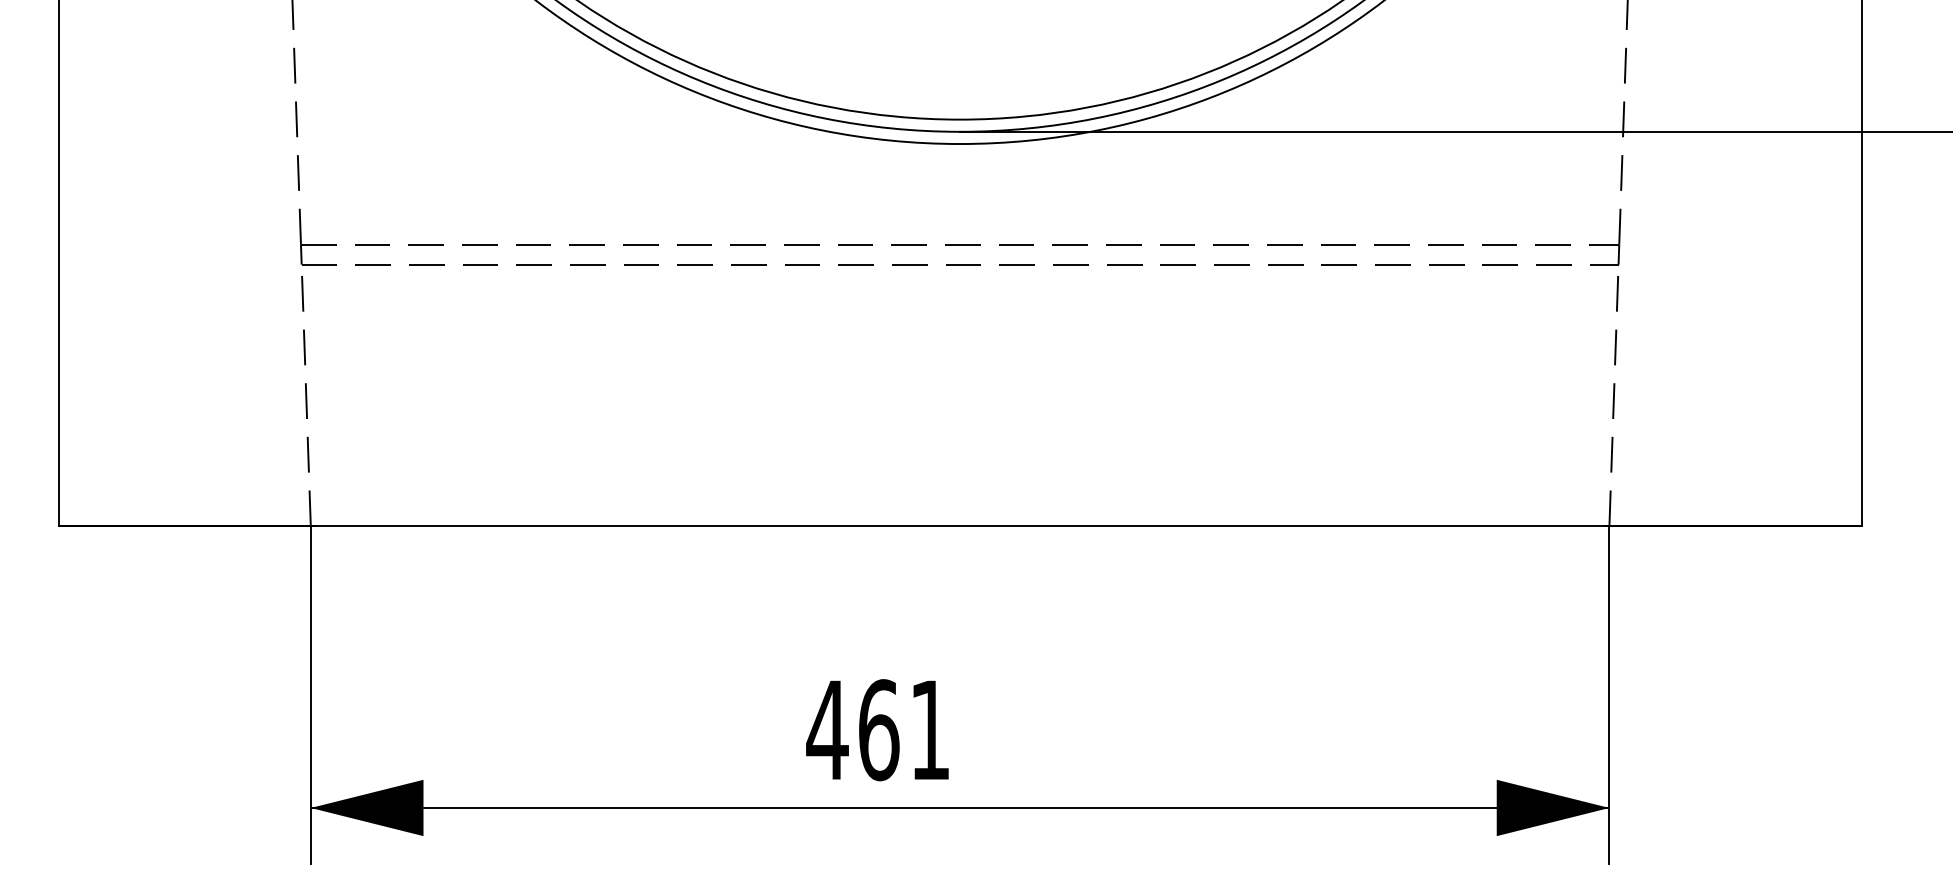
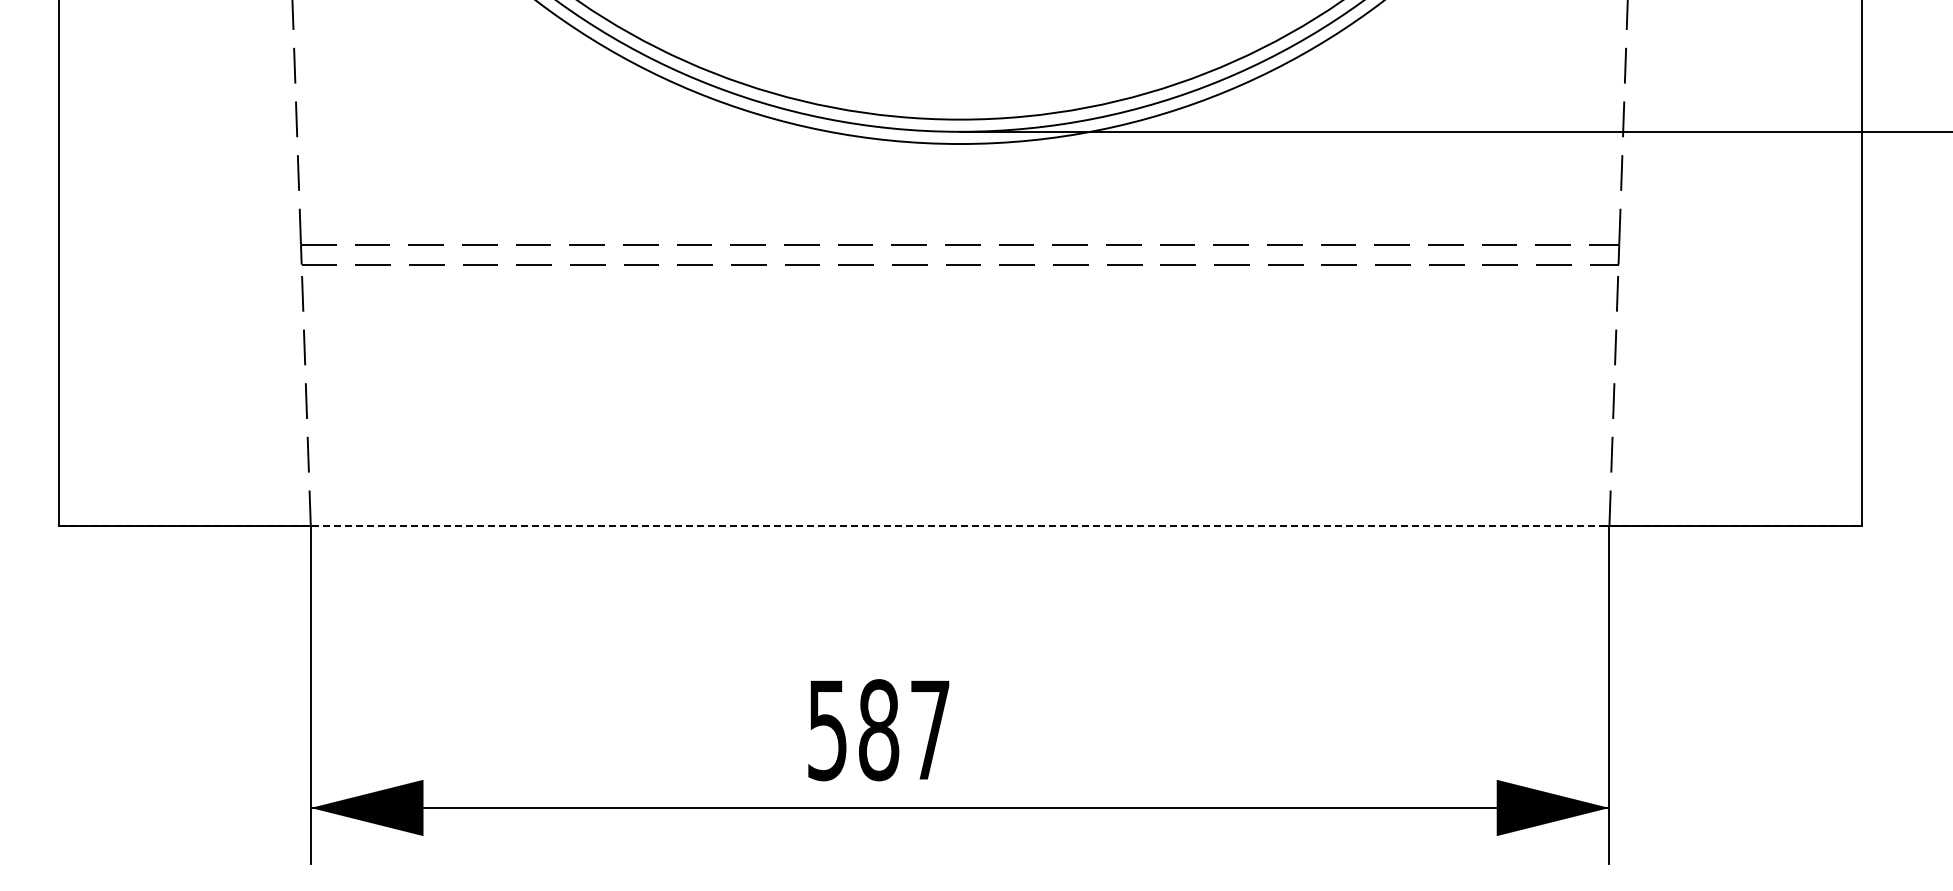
line: solid -> dashed (960, 526)
text: 461 -> 587 (877, 730)
